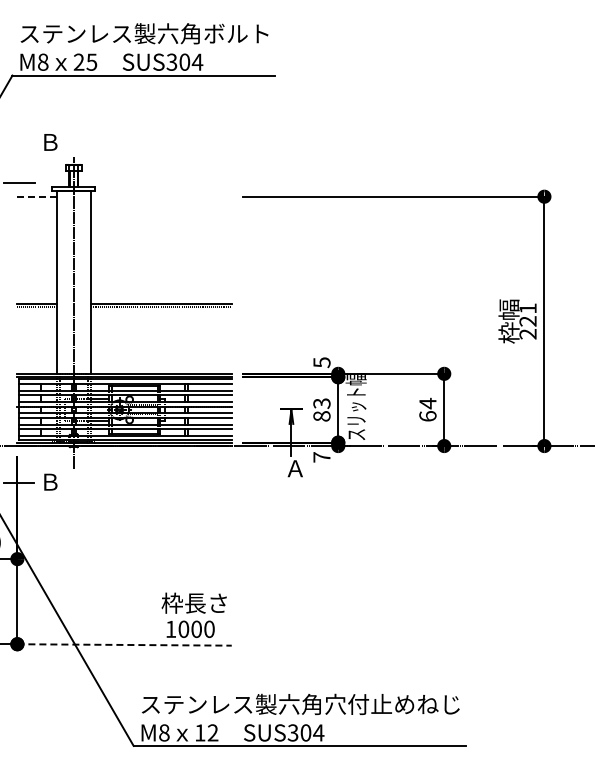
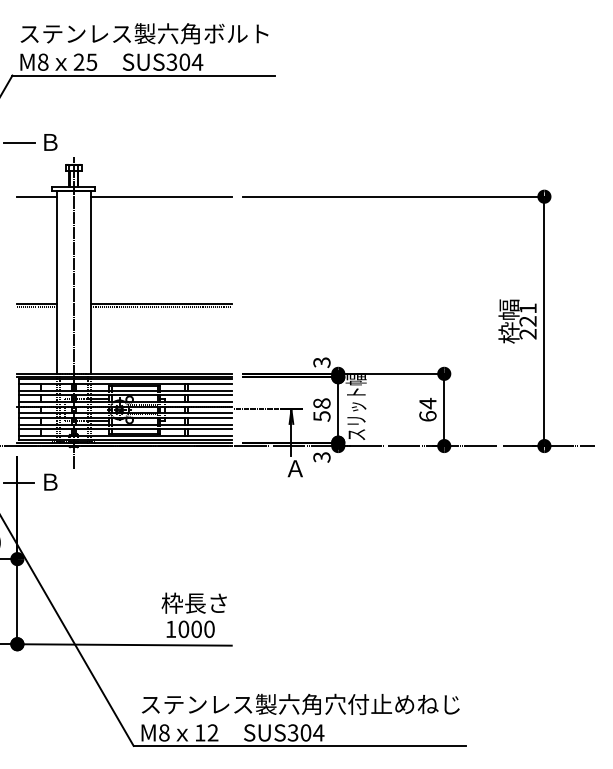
line position: (19, 182) -> (19, 142) (19, 142)
line: dashed -> solid (37, 196)
line: none -> present (160, 196)
text: 5 -> 3 (321, 362)
line: none -> present (256, 408)
text: 83 -> 58 (321, 409)
text: 7 -> 3 (321, 457)
line: dashed -> solid (125, 644)
